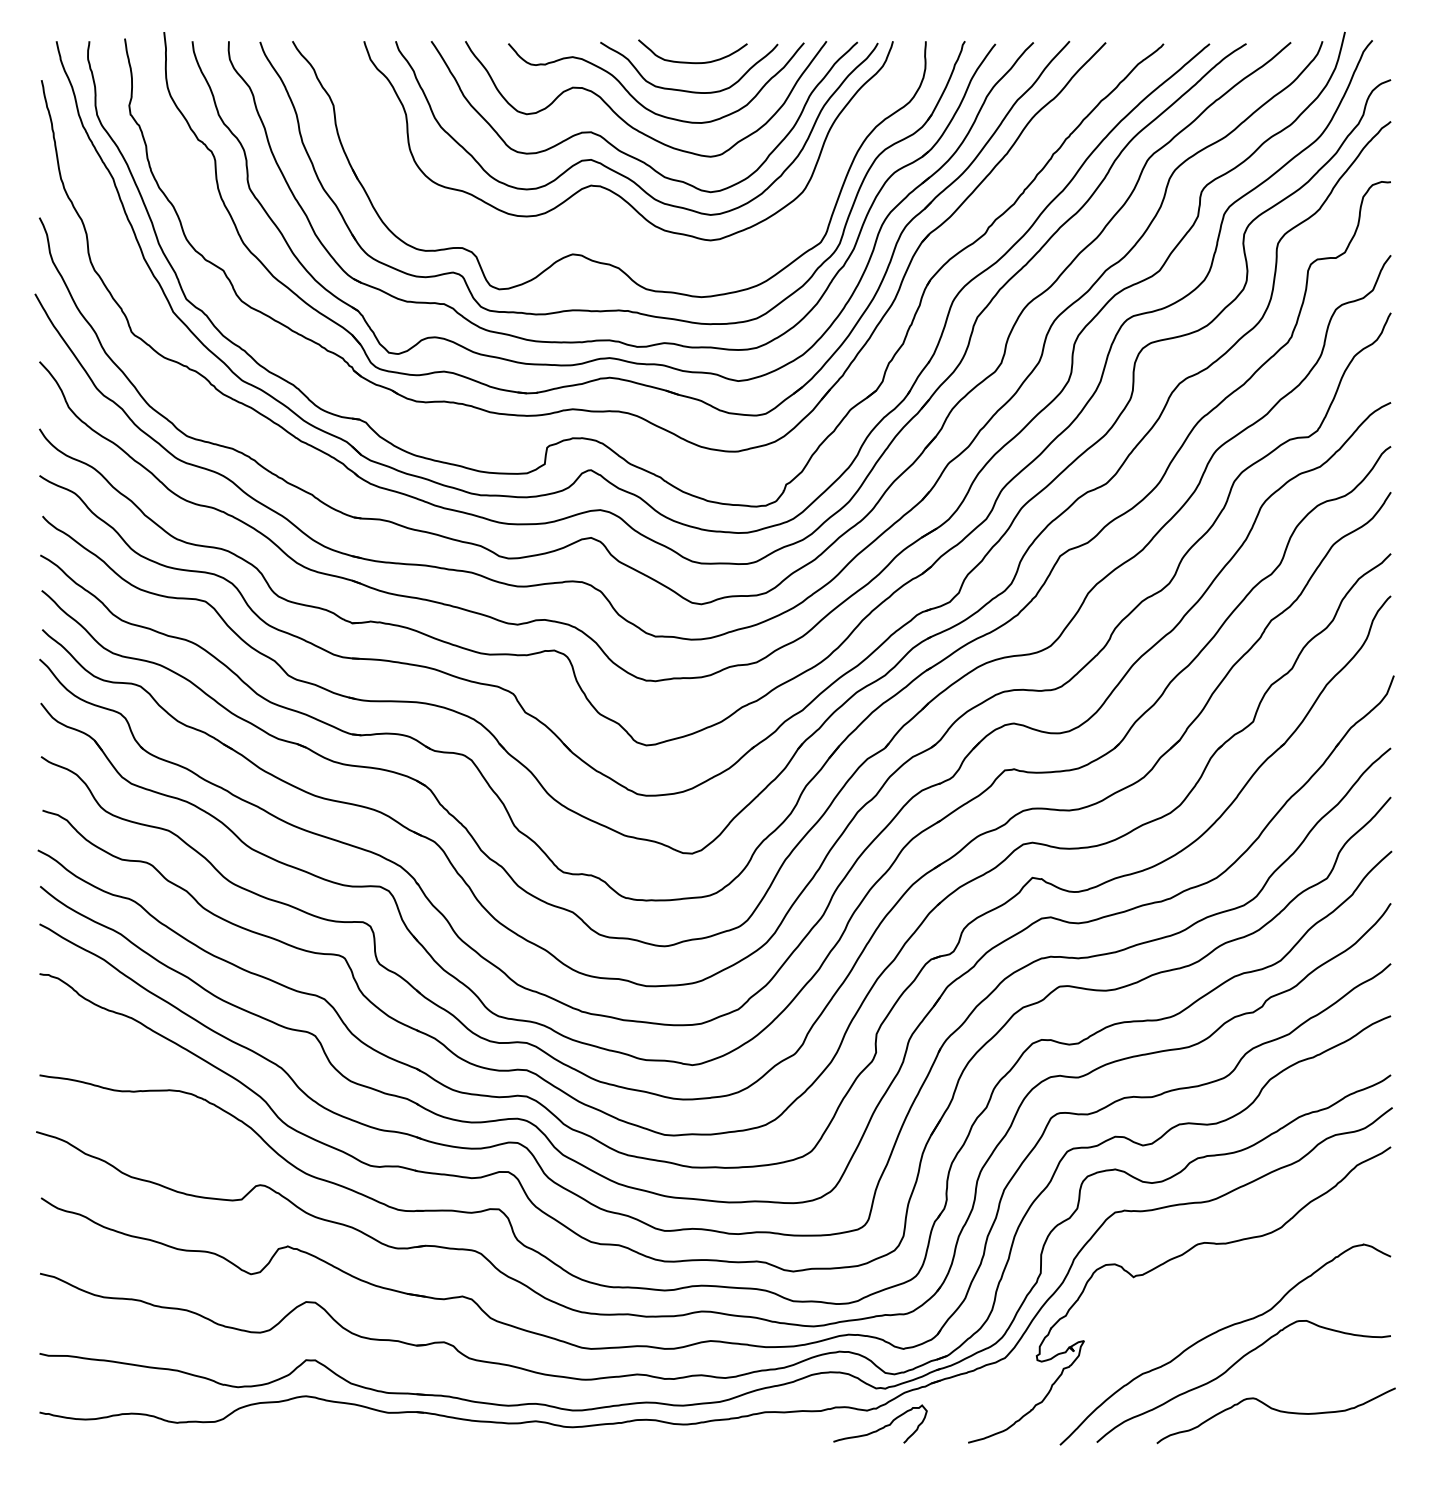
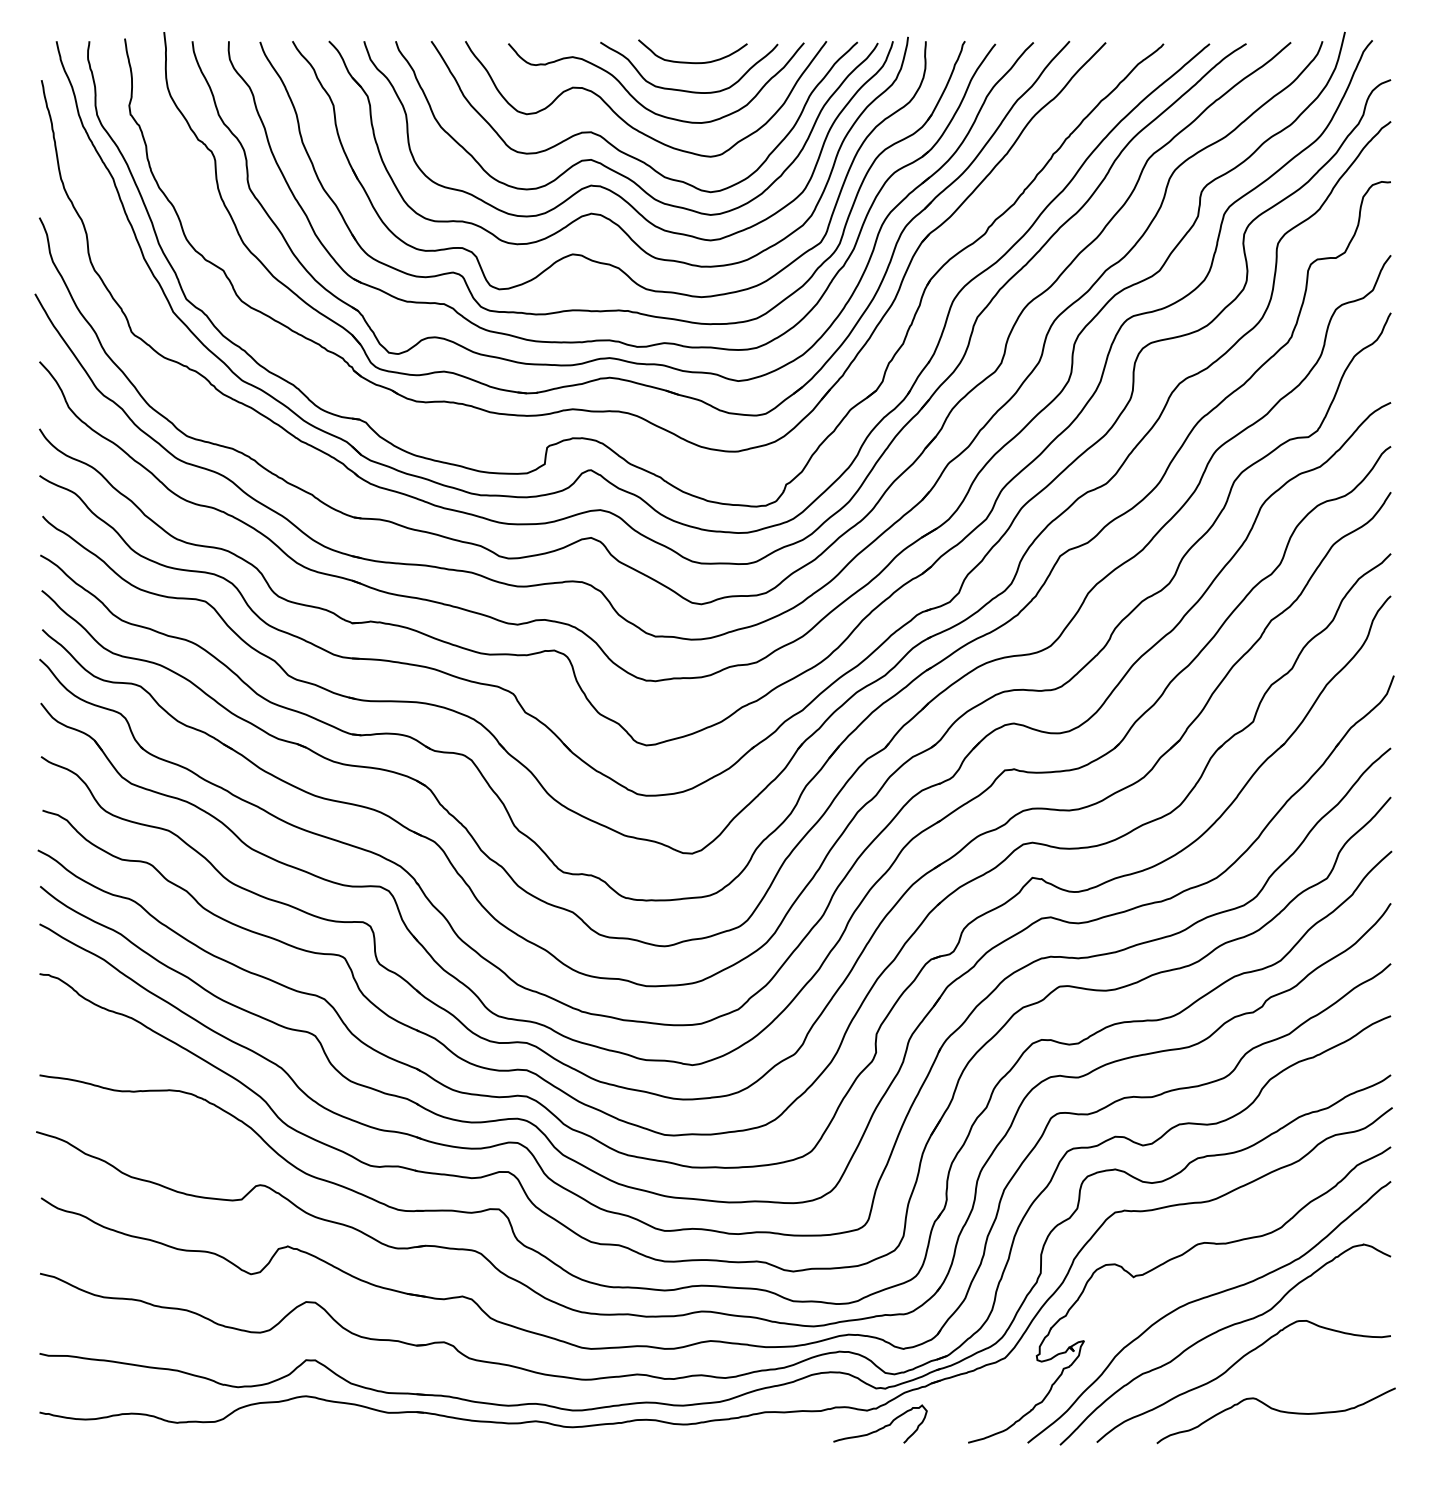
part: none -> present (602, 214)
curve: none -> present (1206, 1298)
